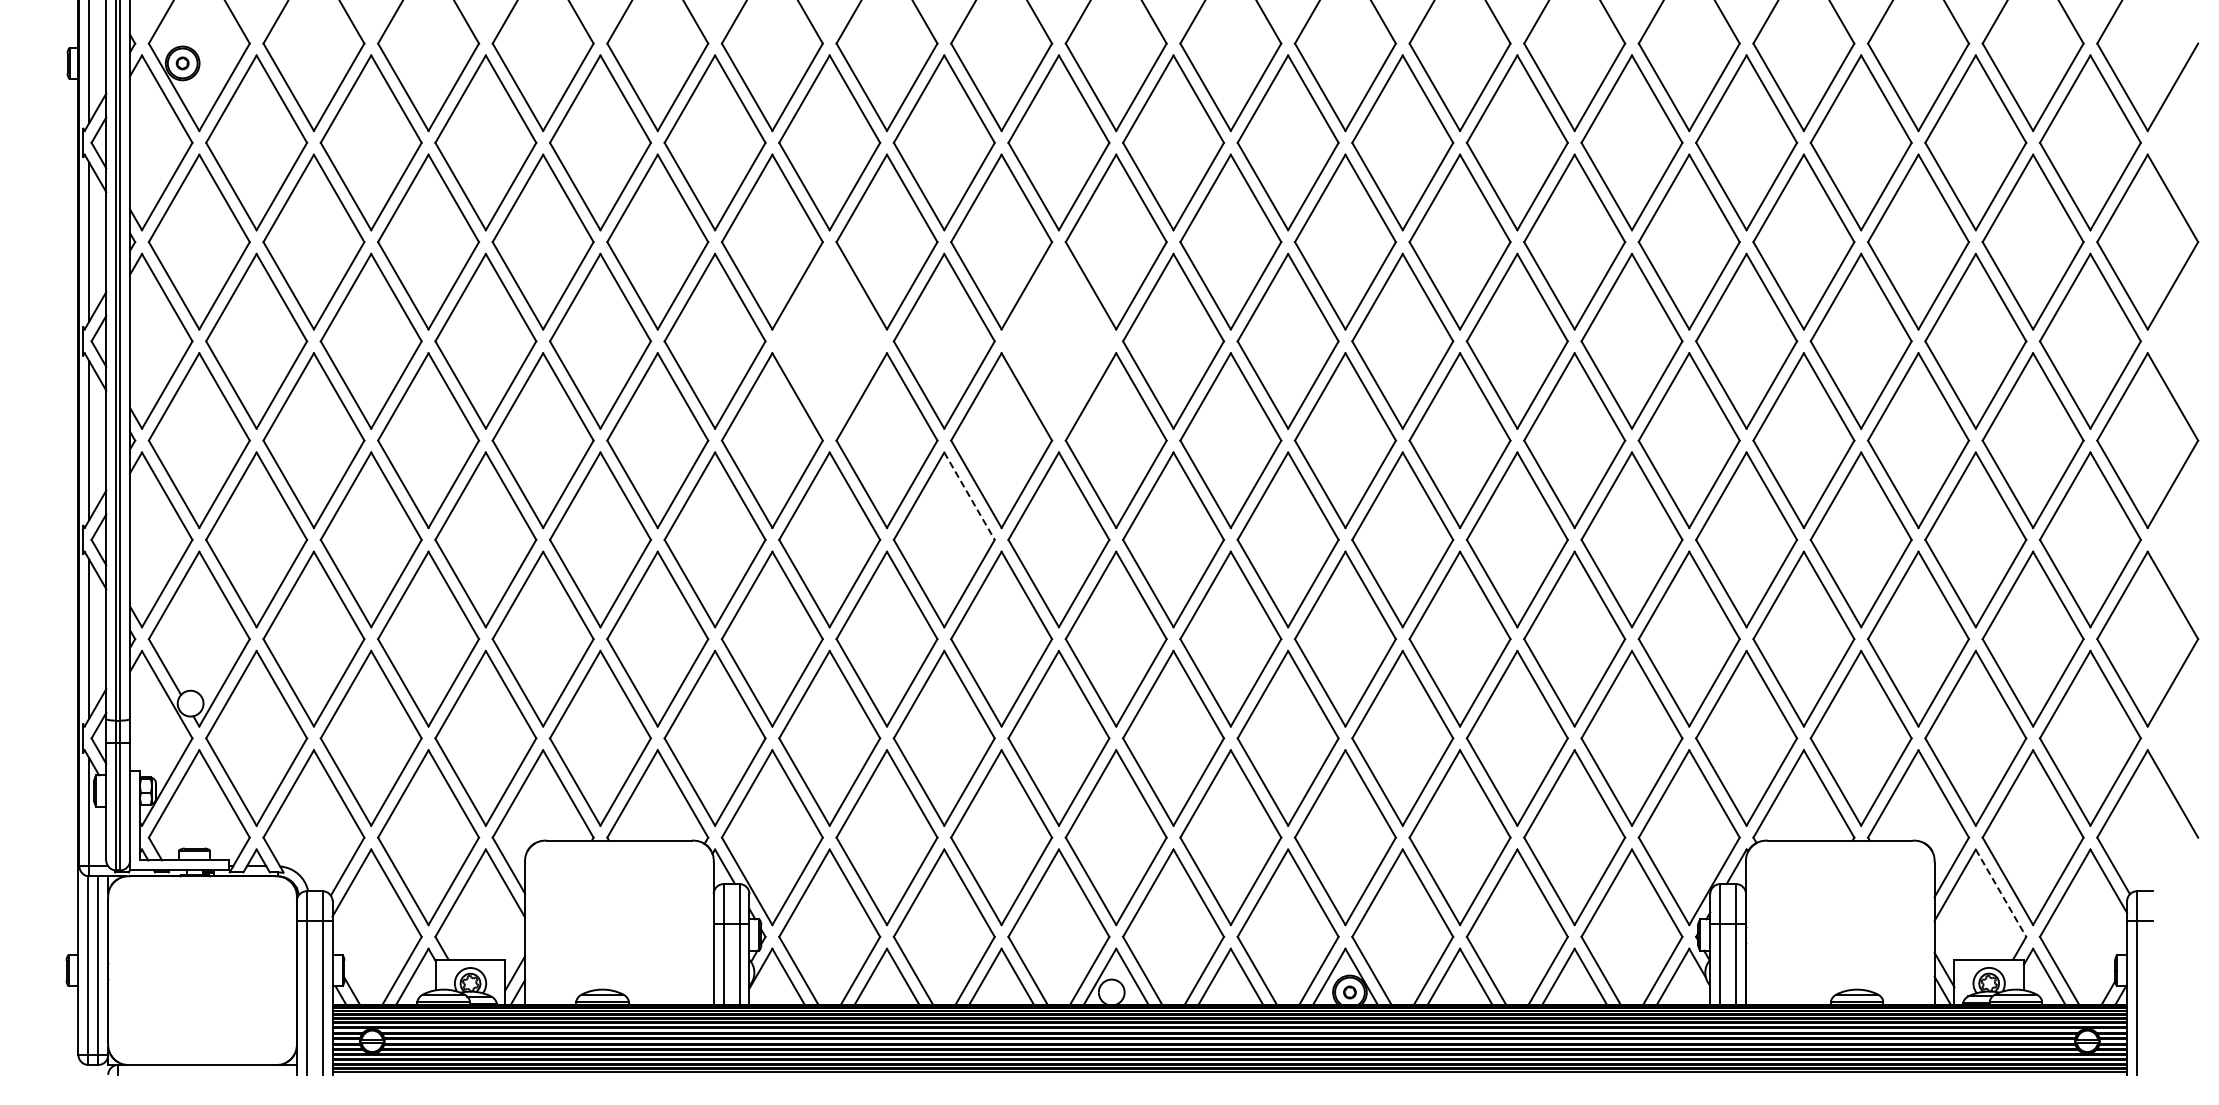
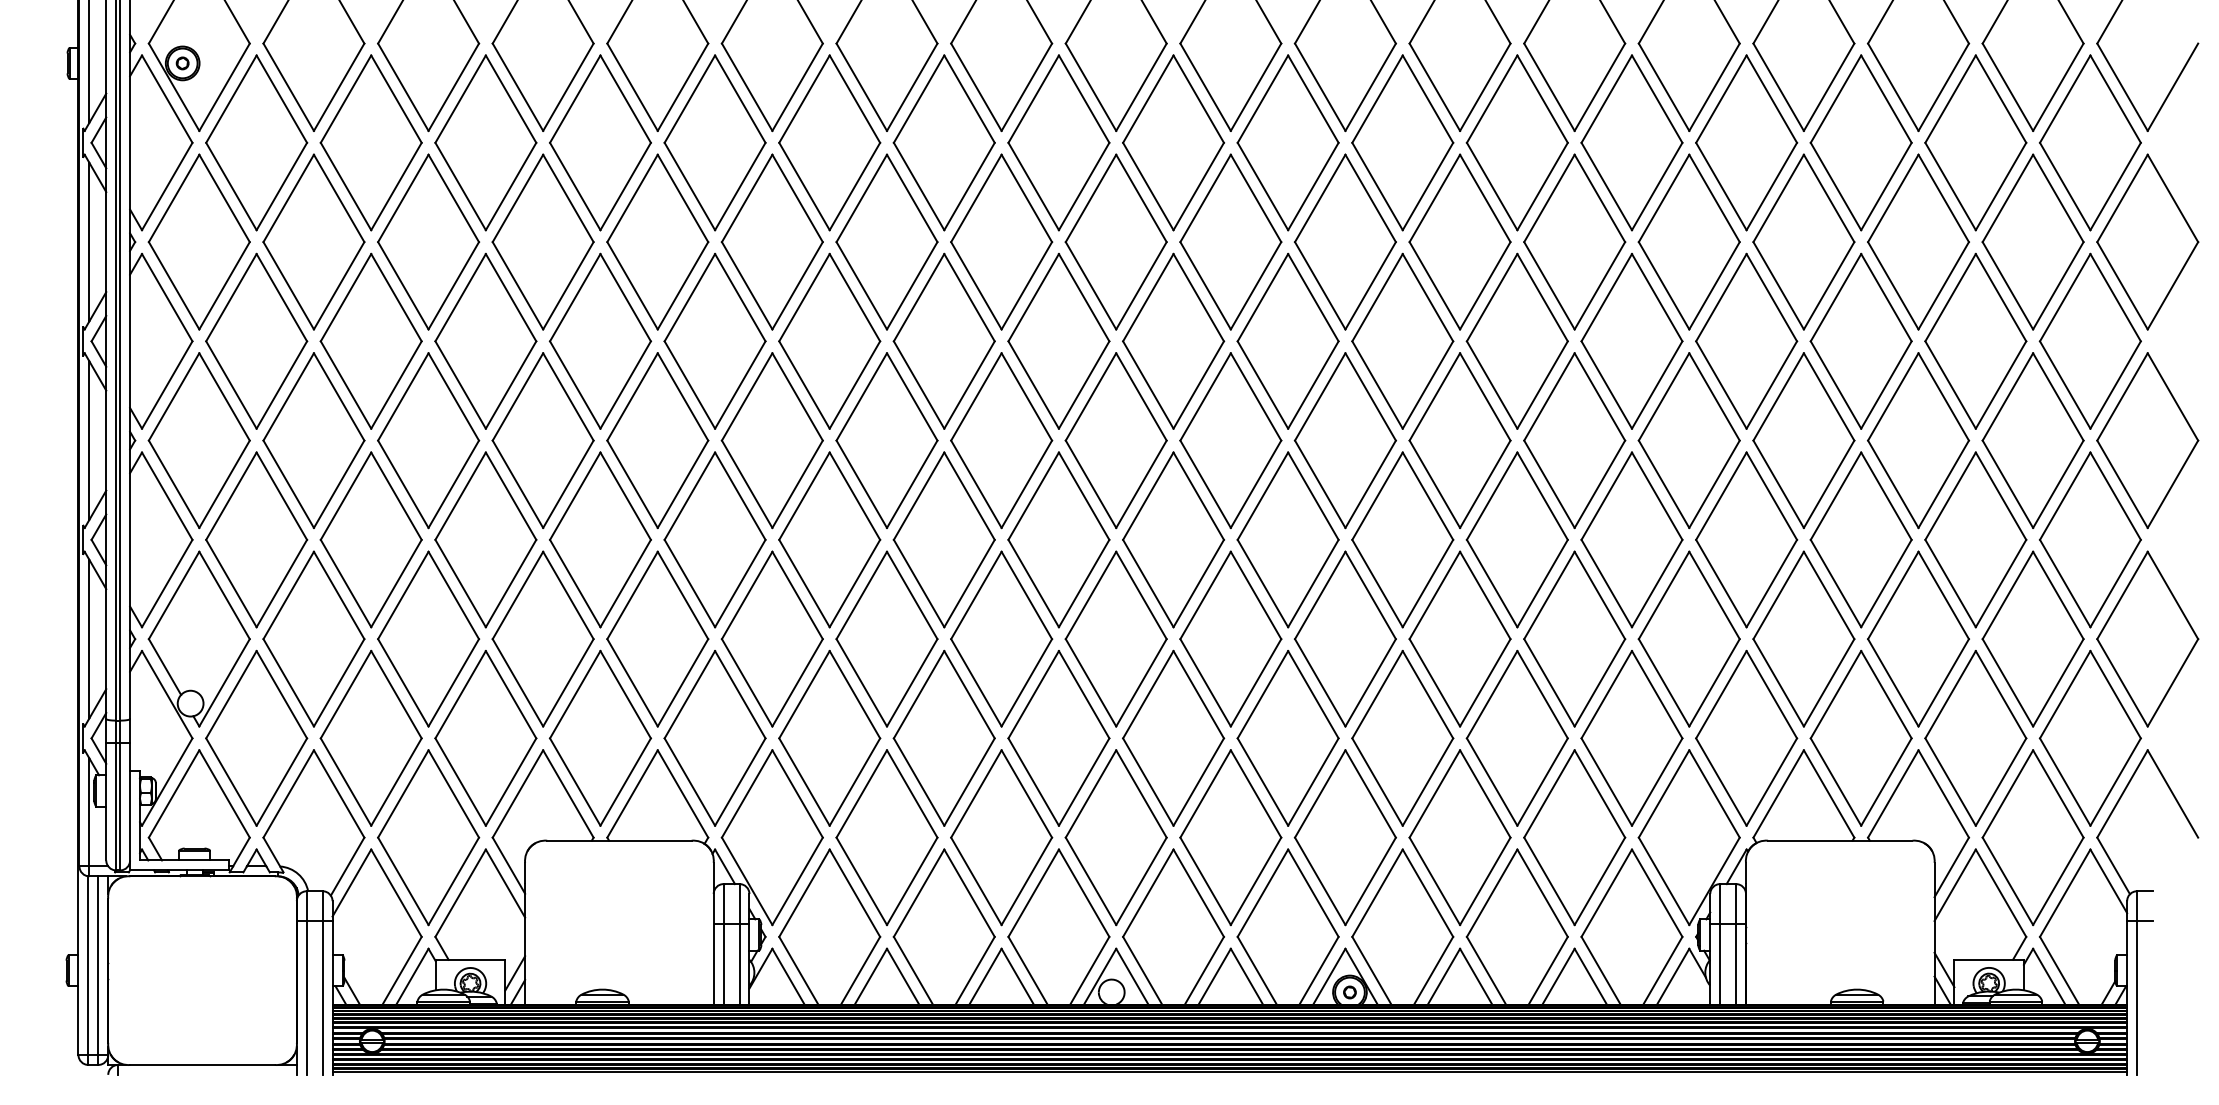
part: none -> present (829, 340)
part: none -> present (1058, 341)
line: dashed -> solid (969, 496)
line: dashed -> solid (2001, 893)
